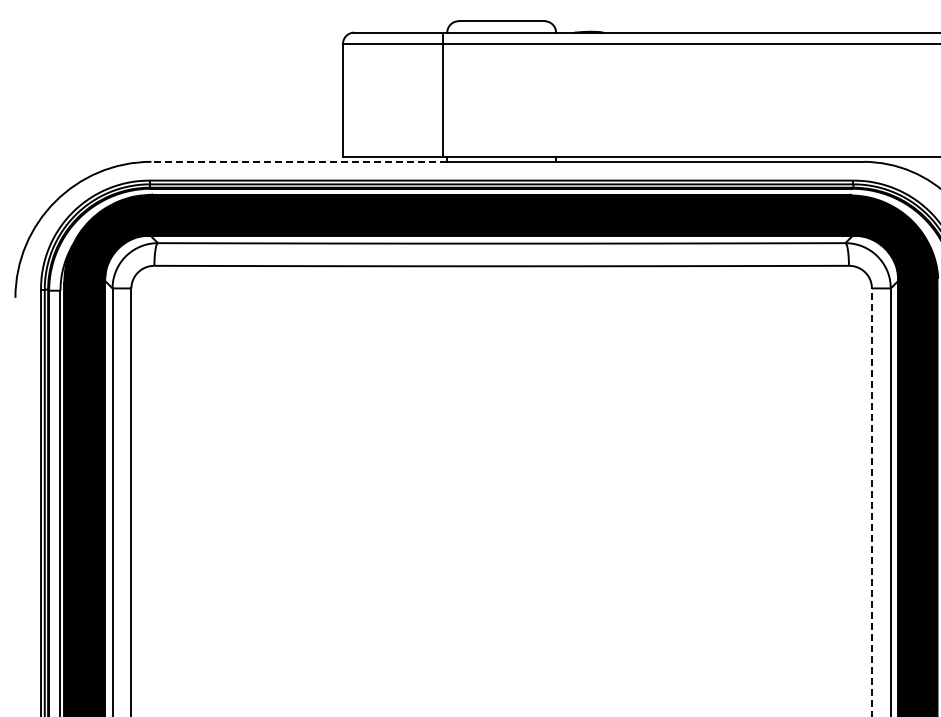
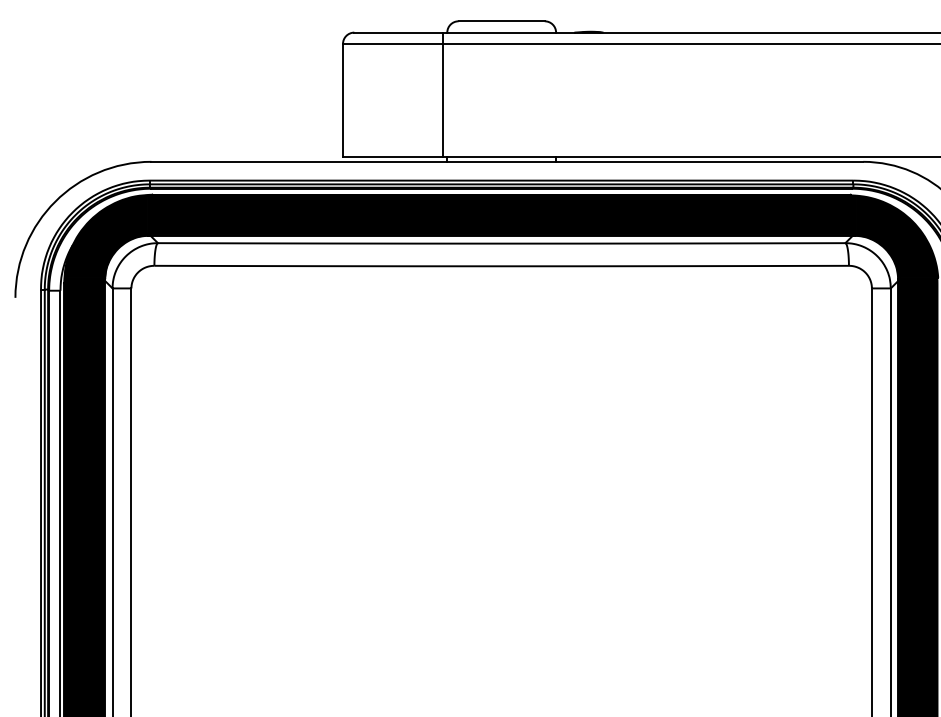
line: dashed -> solid (299, 161)
line: dashed -> solid (871, 502)
